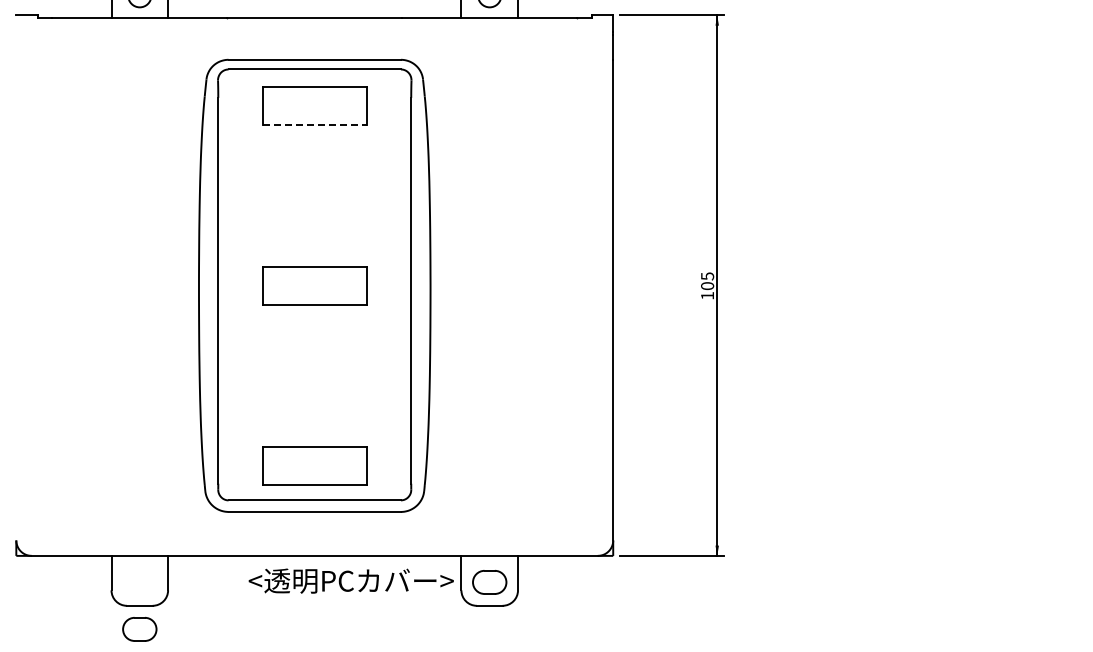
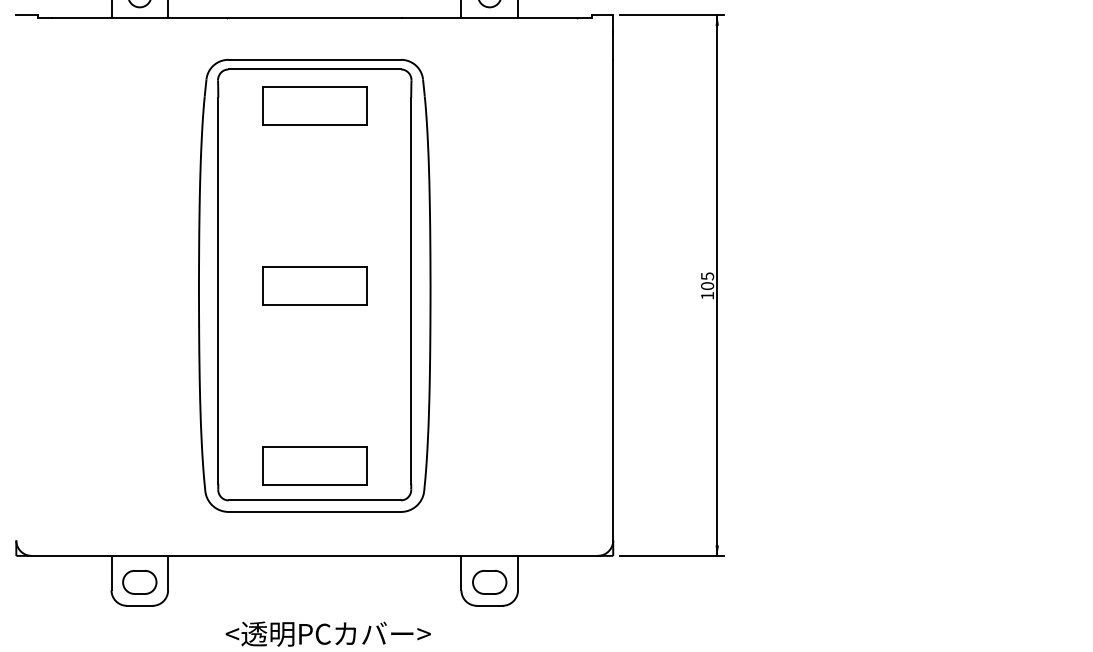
line: dashed -> solid (314, 124)
text position: (350, 580) -> (327, 633) (327, 633)
part position: (139, 629) -> (139, 582) (139, 582)
